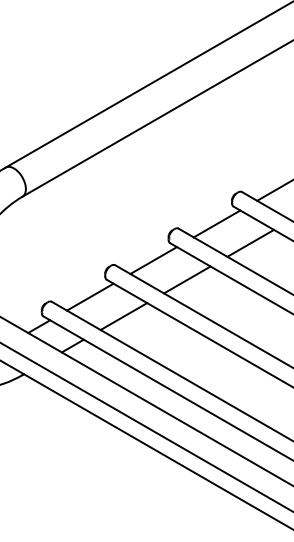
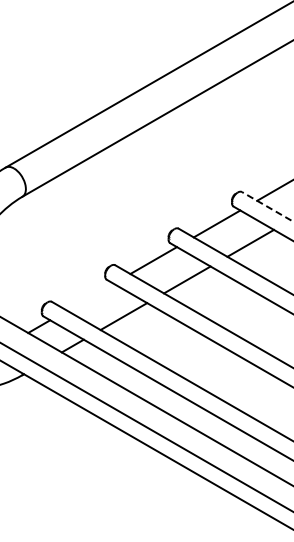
line: solid -> dashed (267, 206)
line: present -> none (90, 296)
